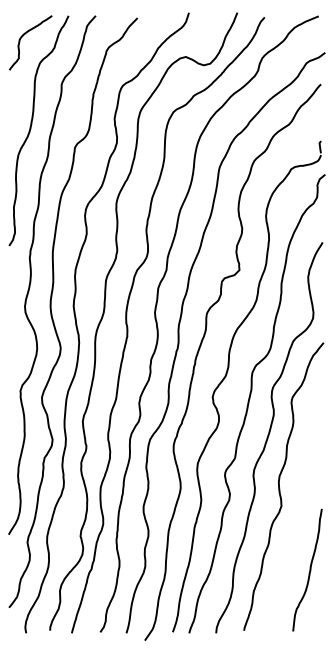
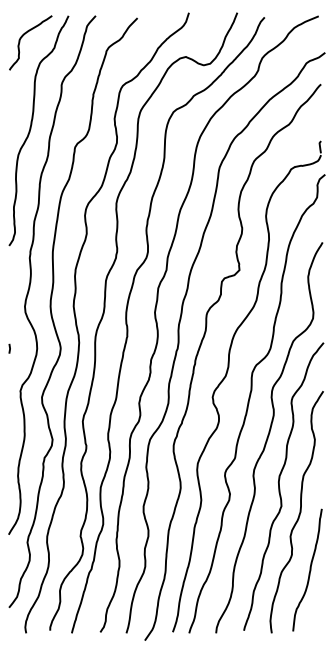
line: none -> present (9, 348)
curve: none -> present (298, 514)
